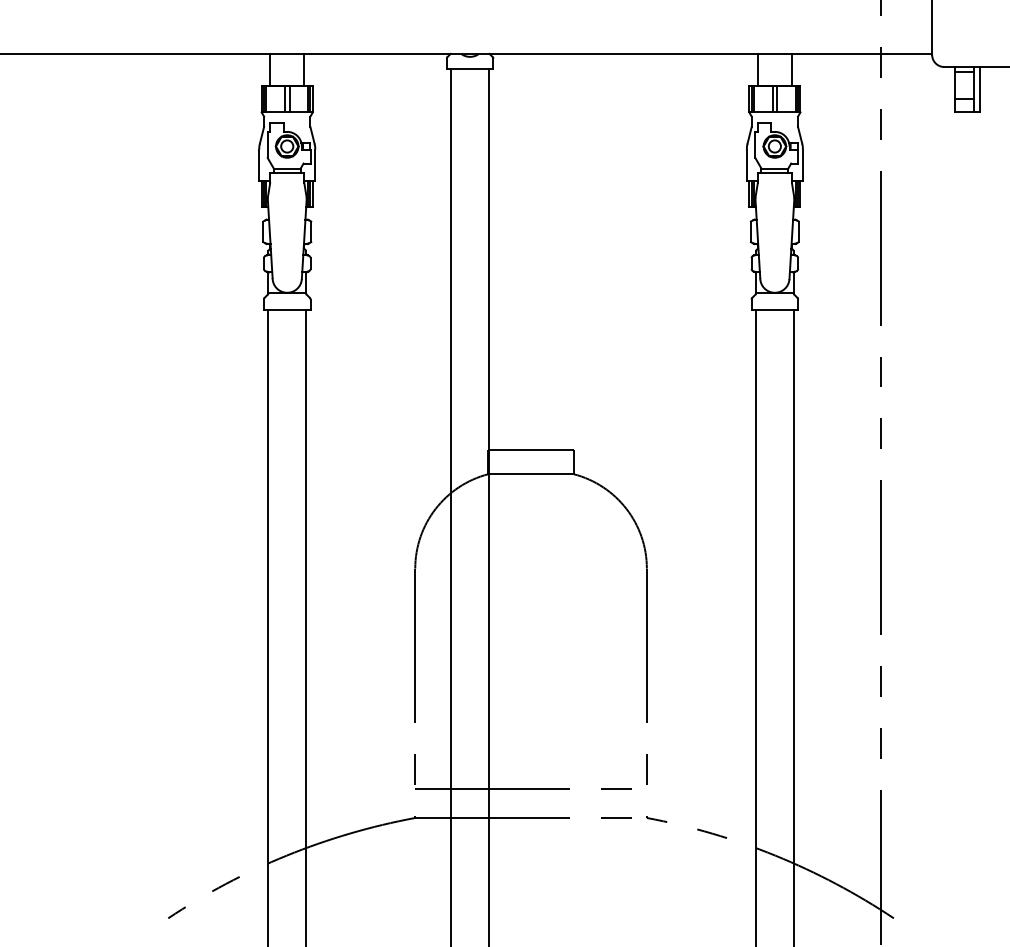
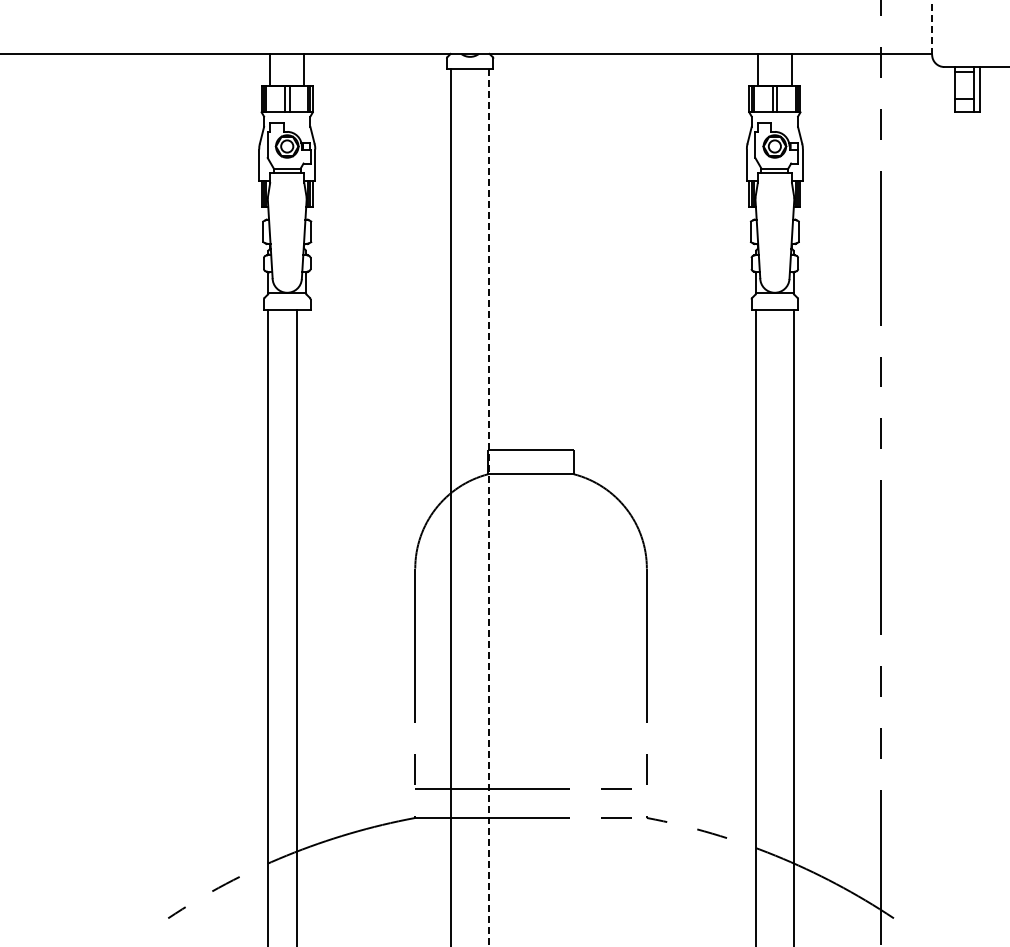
line: solid -> dashed (932, 27)
line: solid -> dashed (489, 507)
line position: (306, 626) -> (297, 626) (297, 626)
